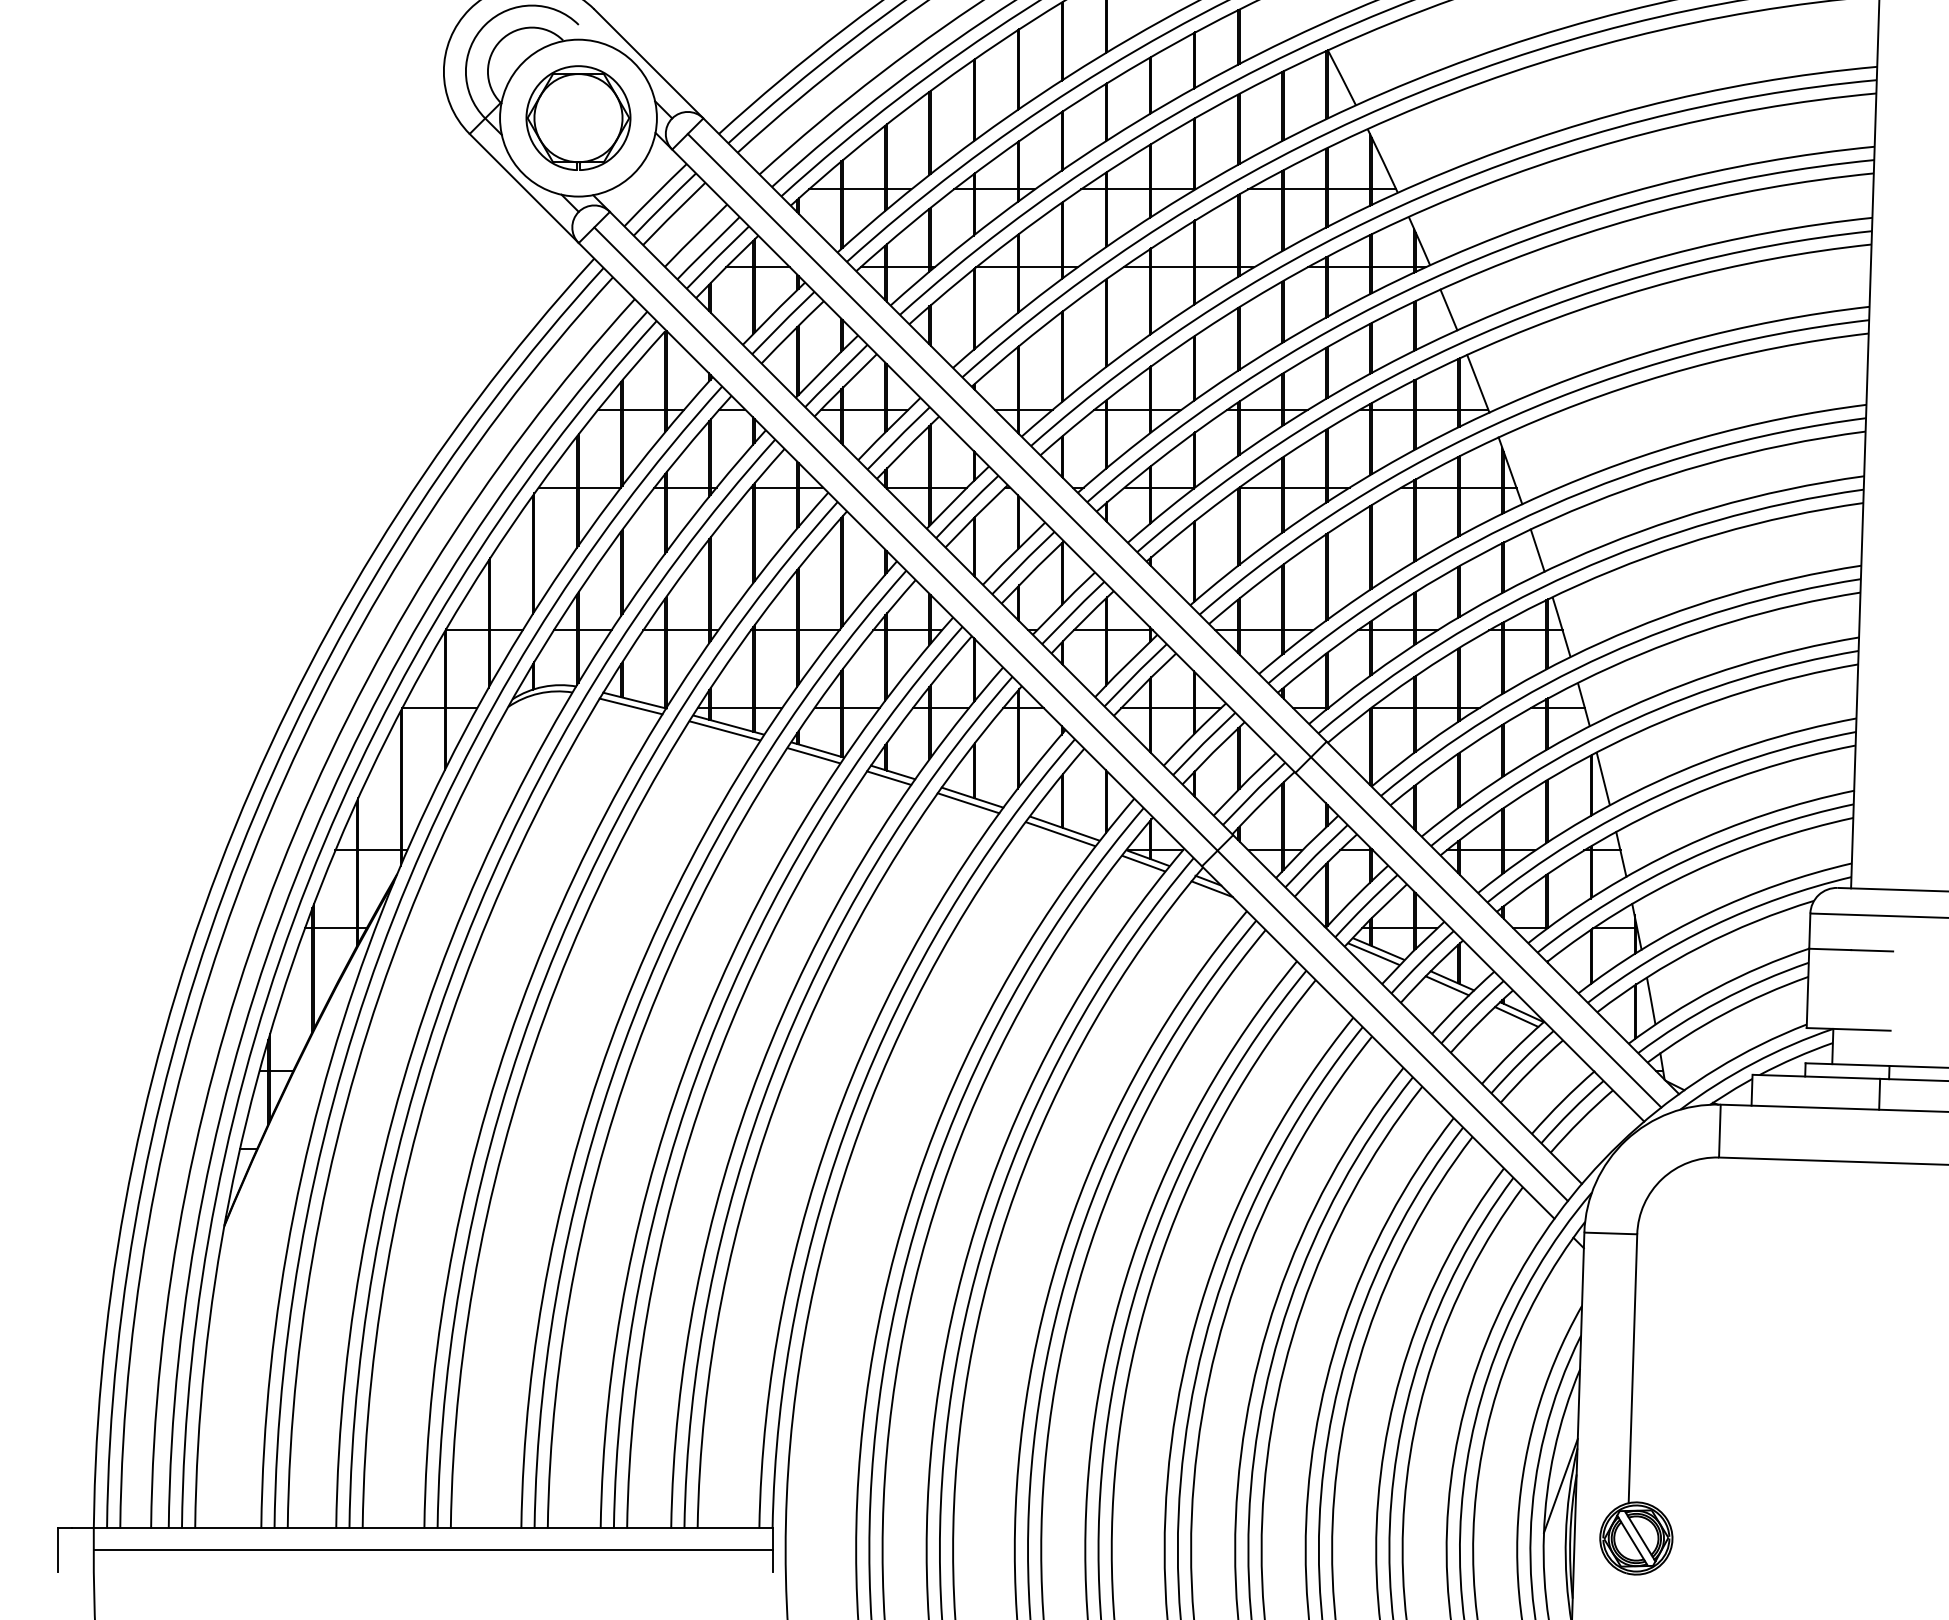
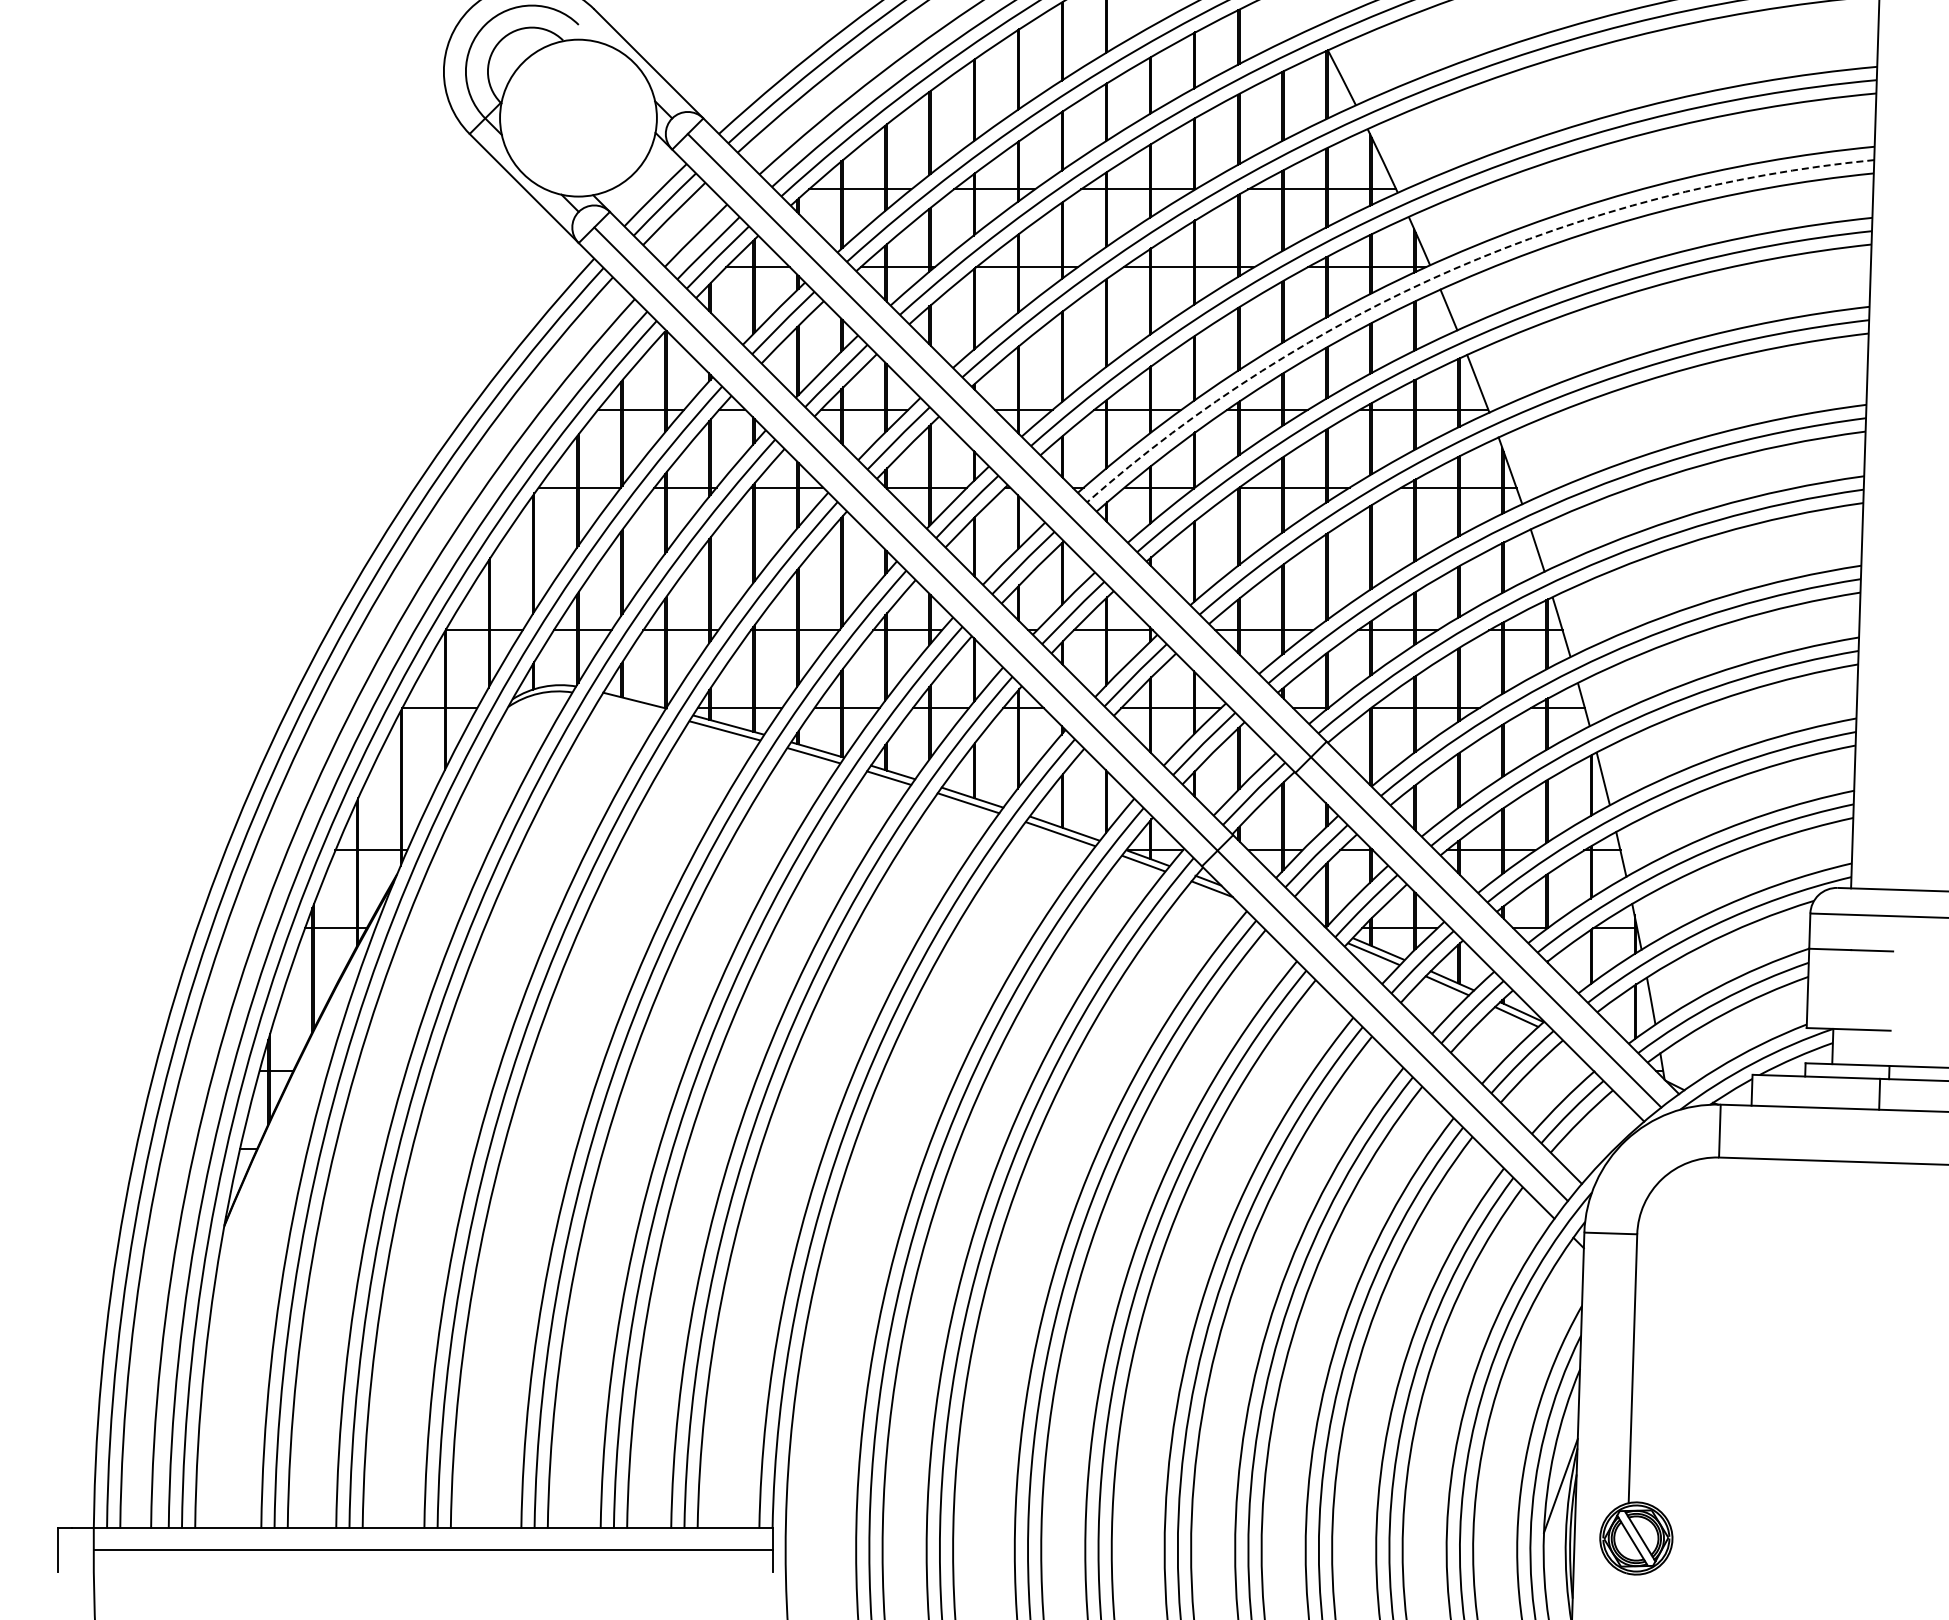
part: present -> none (578, 117)
arc: solid -> dashed (1453, 269)
line: present -> none (630, 706)
